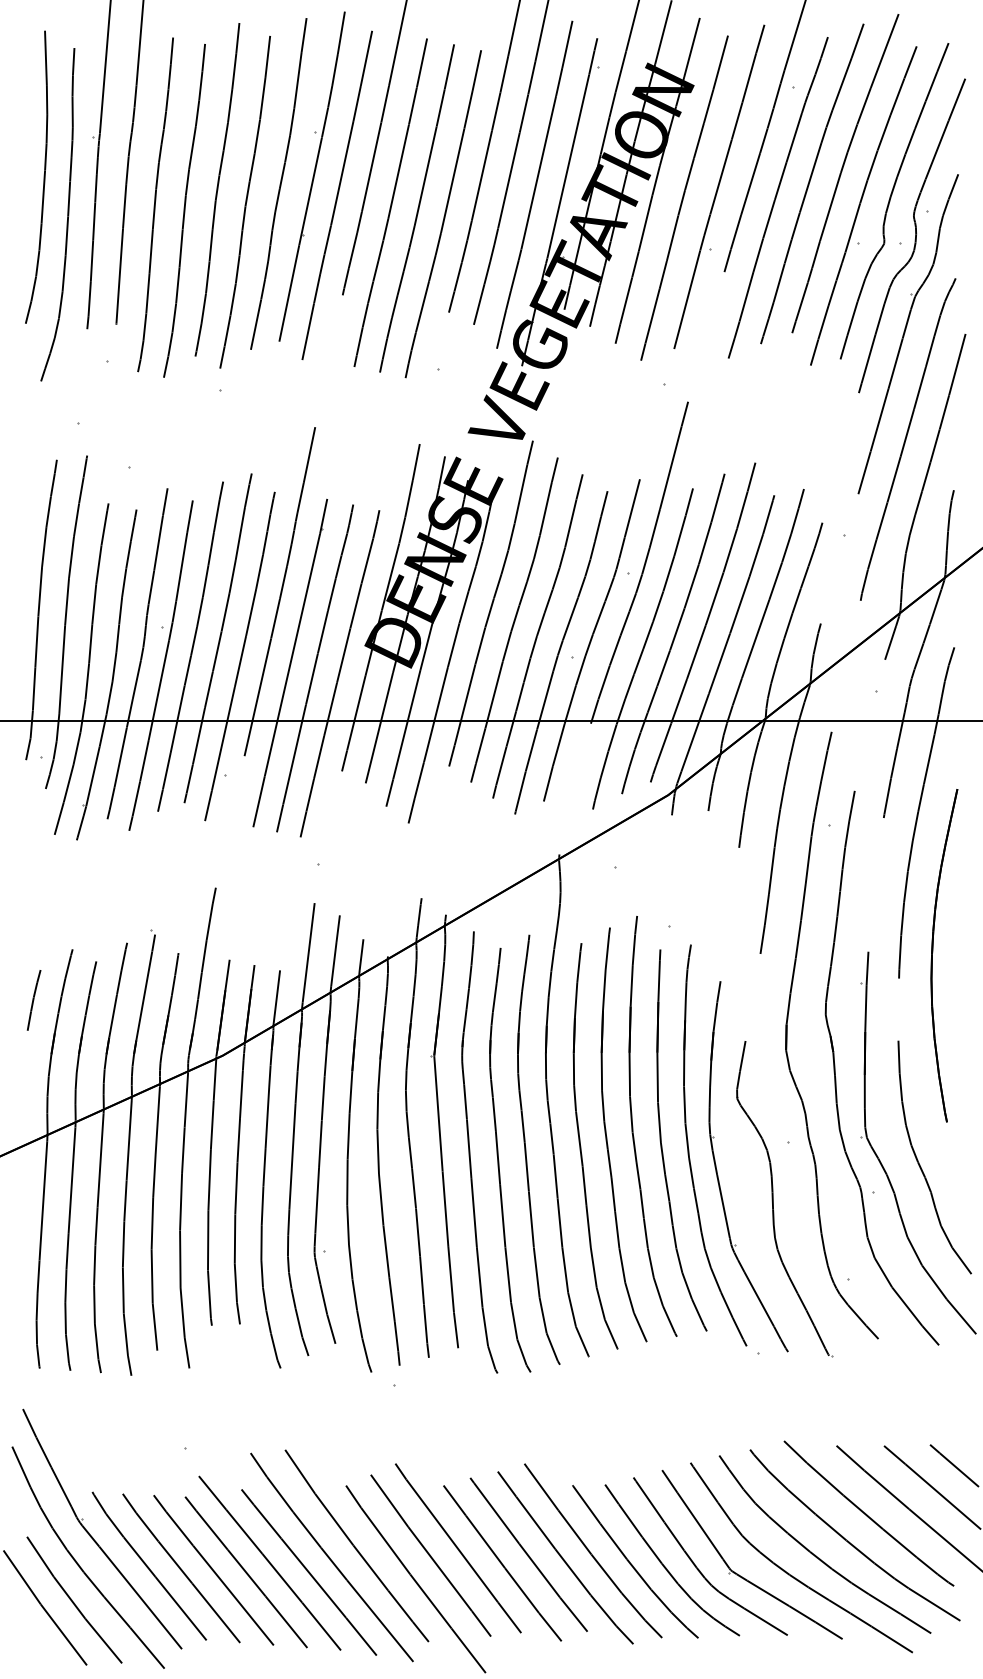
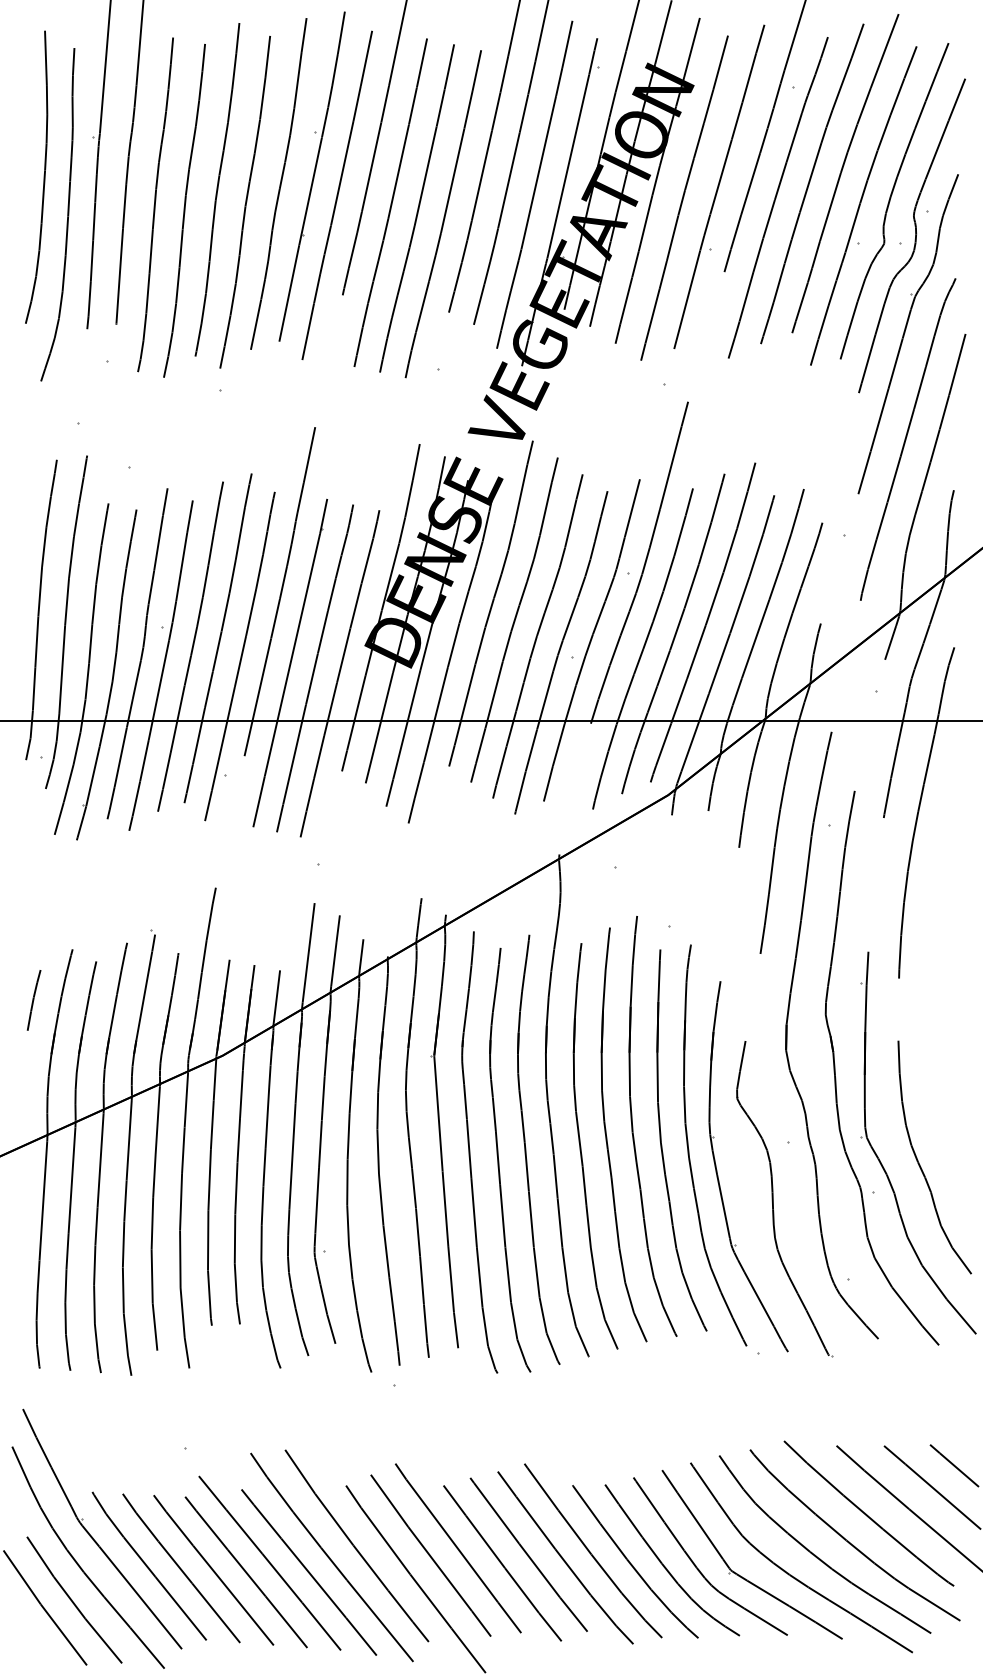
part: present -> none (933, 952)
